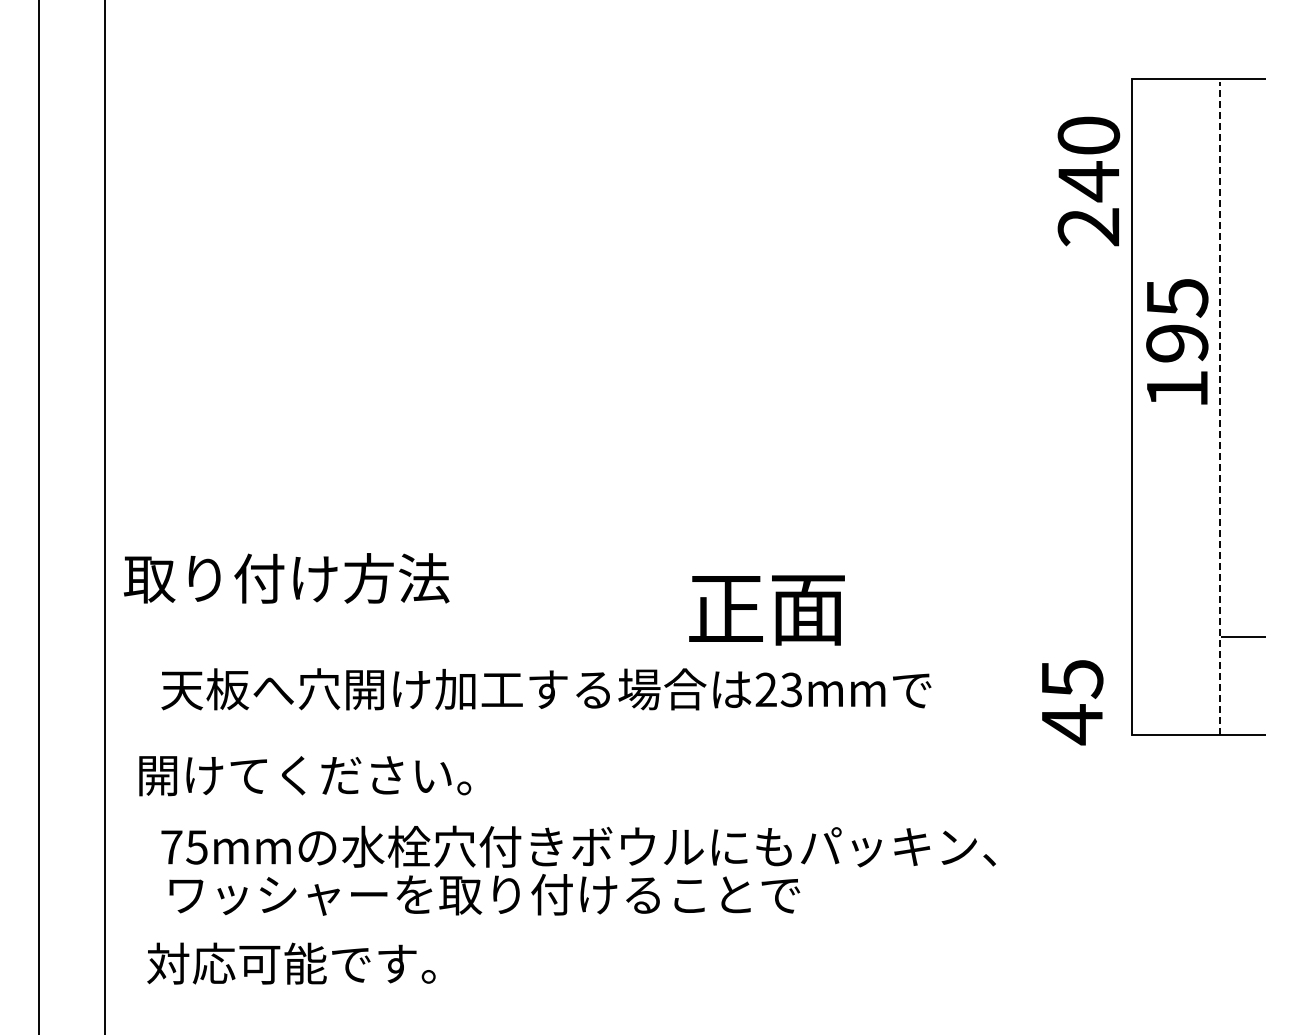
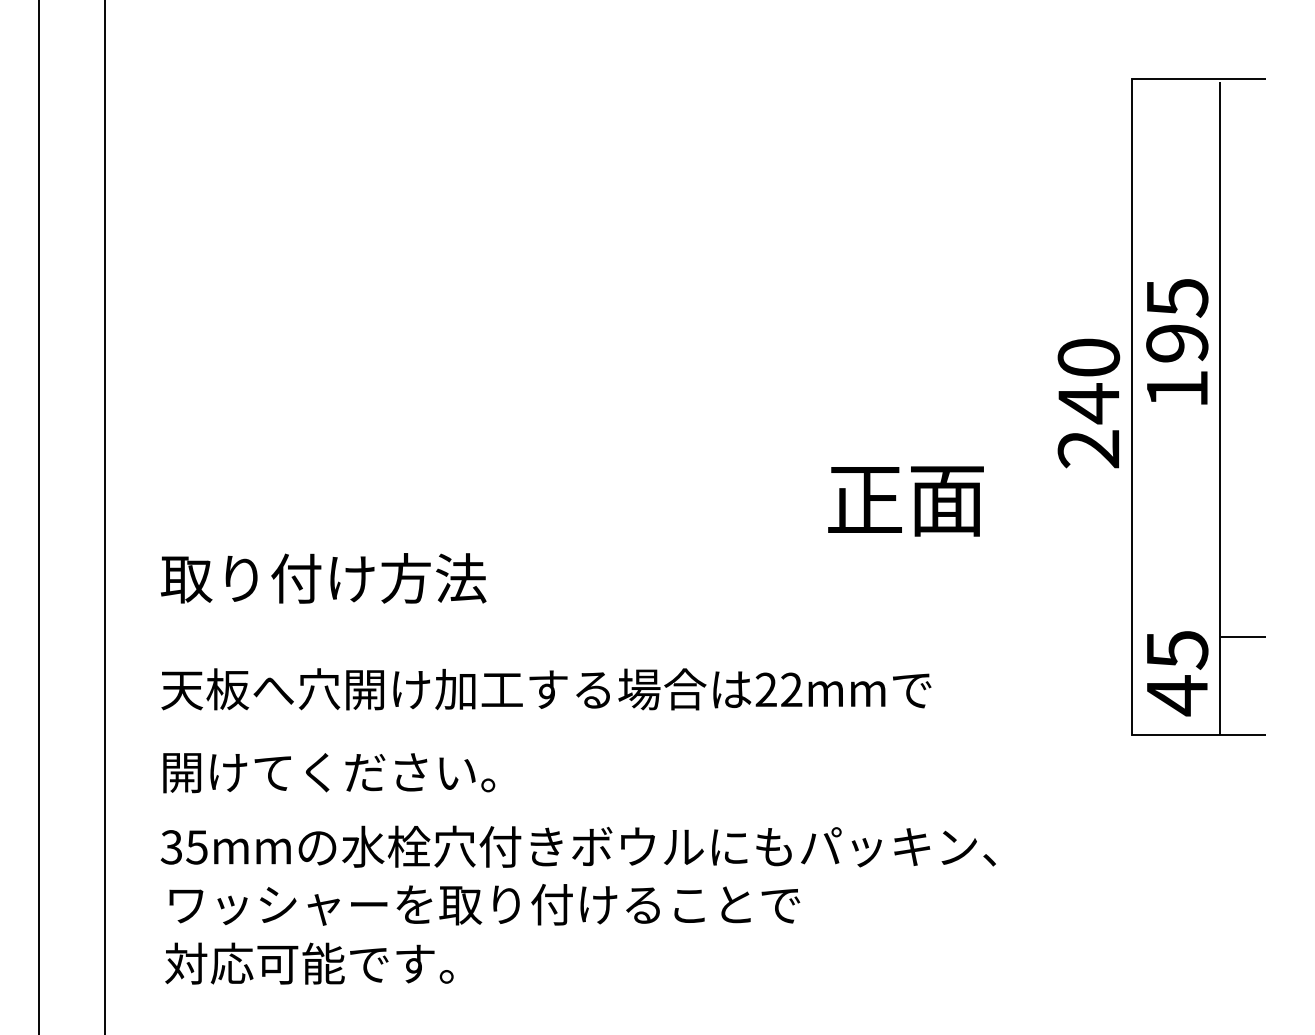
text position: (1088, 181) -> (1088, 403) (1088, 403)
line: dashed -> solid (1219, 408)
text position: (286, 578) -> (323, 578) (323, 578)
text position: (766, 610) -> (905, 501) (905, 501)
text: 23mm -> 22mm (791, 690)
text position: (1072, 702) -> (1177, 673) (1177, 673)
text position: (305, 776) -> (329, 773) (329, 773)
text: 75mm -> 35mm (171, 847)
text position: (484, 894) -> (484, 904) (484, 904)
text position: (291, 963) -> (309, 963) (309, 963)
